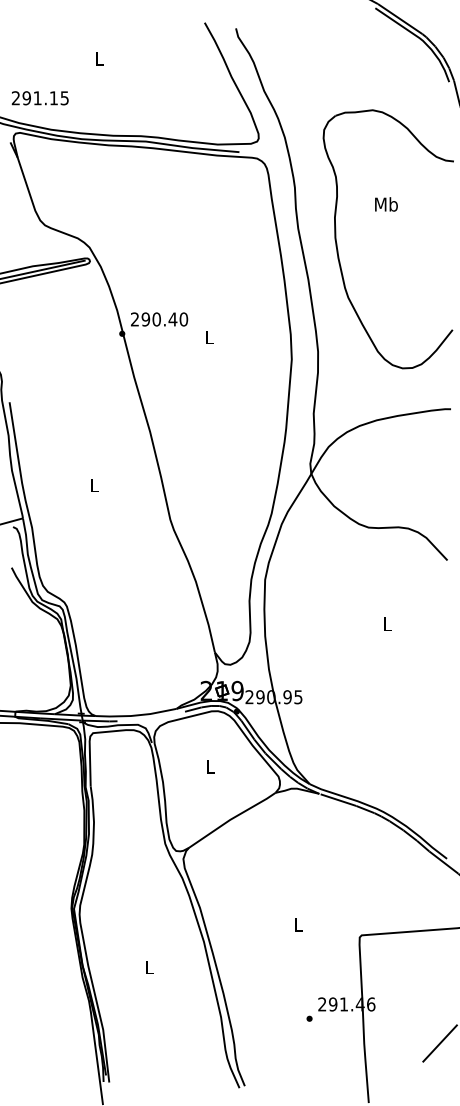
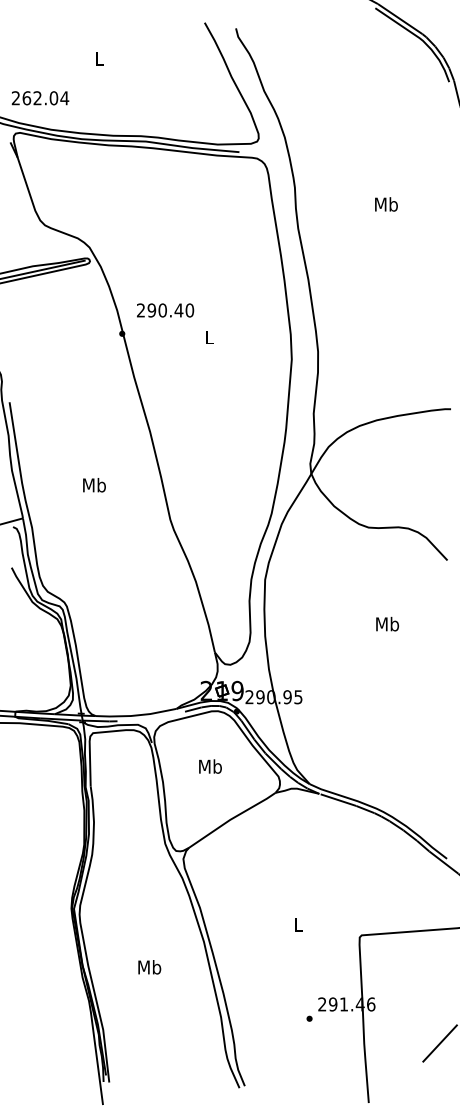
text: 291.15 -> 262.04 (45, 98)
part: present -> none (338, 249)
text position: (159, 319) -> (165, 310) (165, 310)
text: L -> Mb (94, 485)
text: L -> Mb (387, 623)
text: L -> Mb (210, 766)
text: L -> Mb (149, 967)
